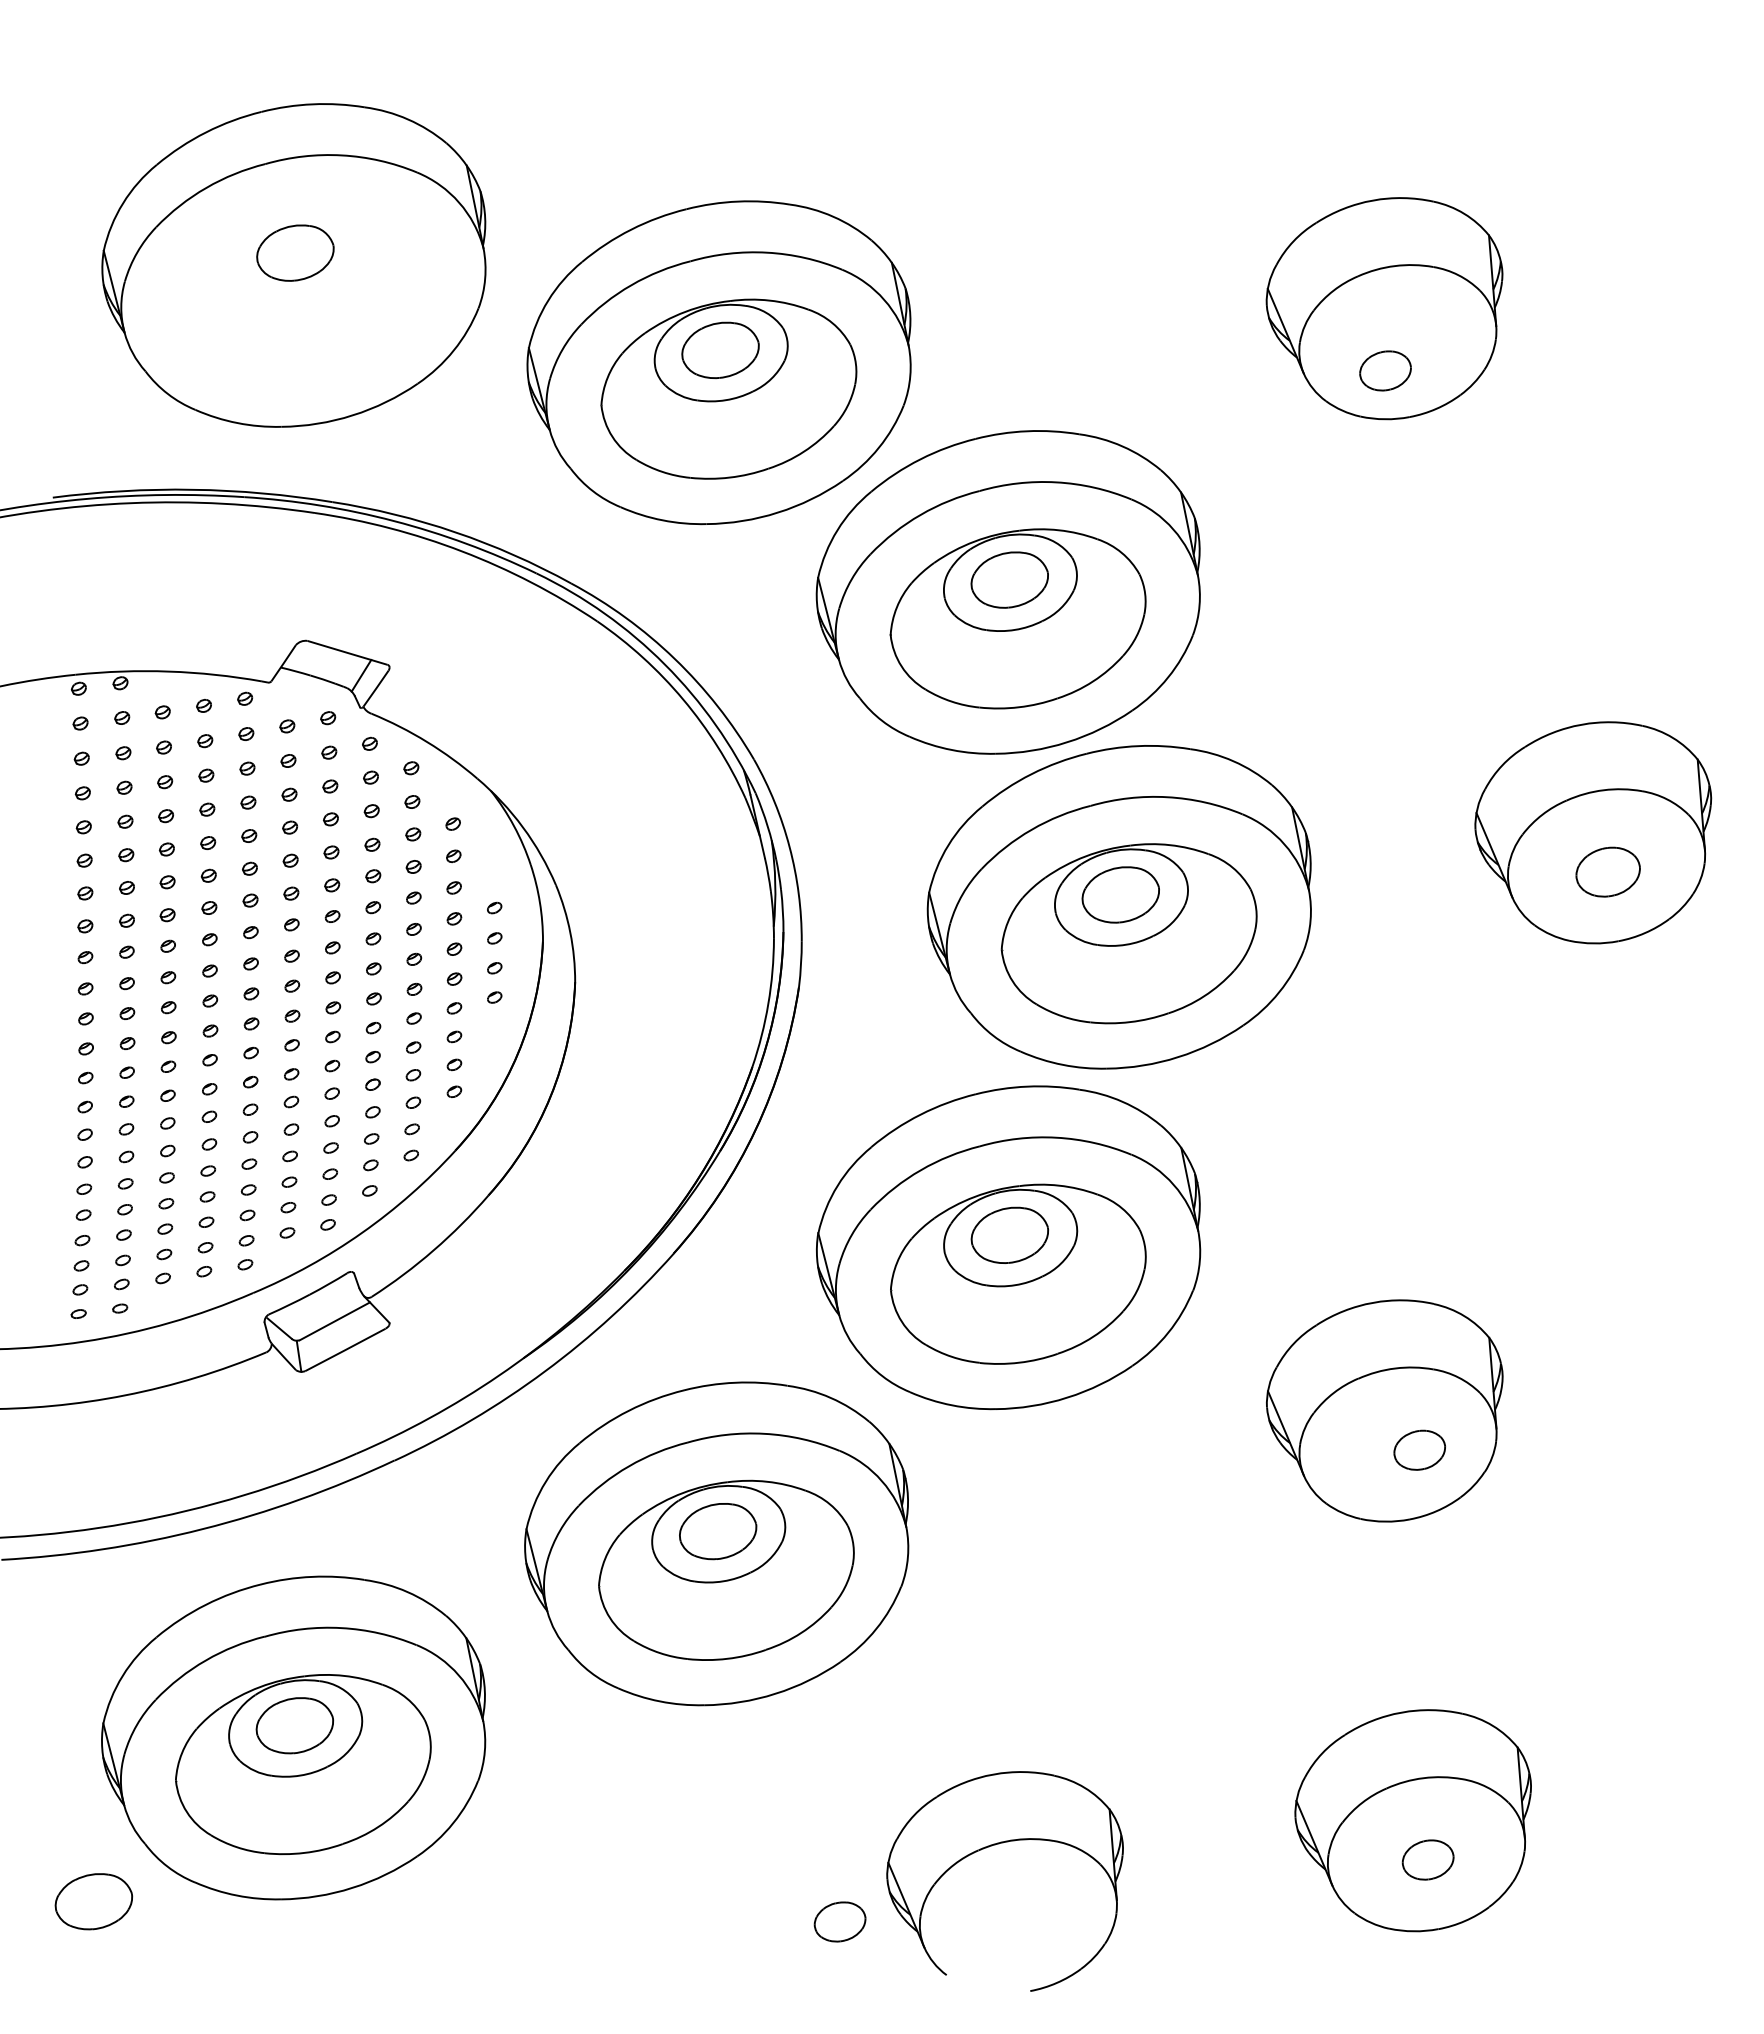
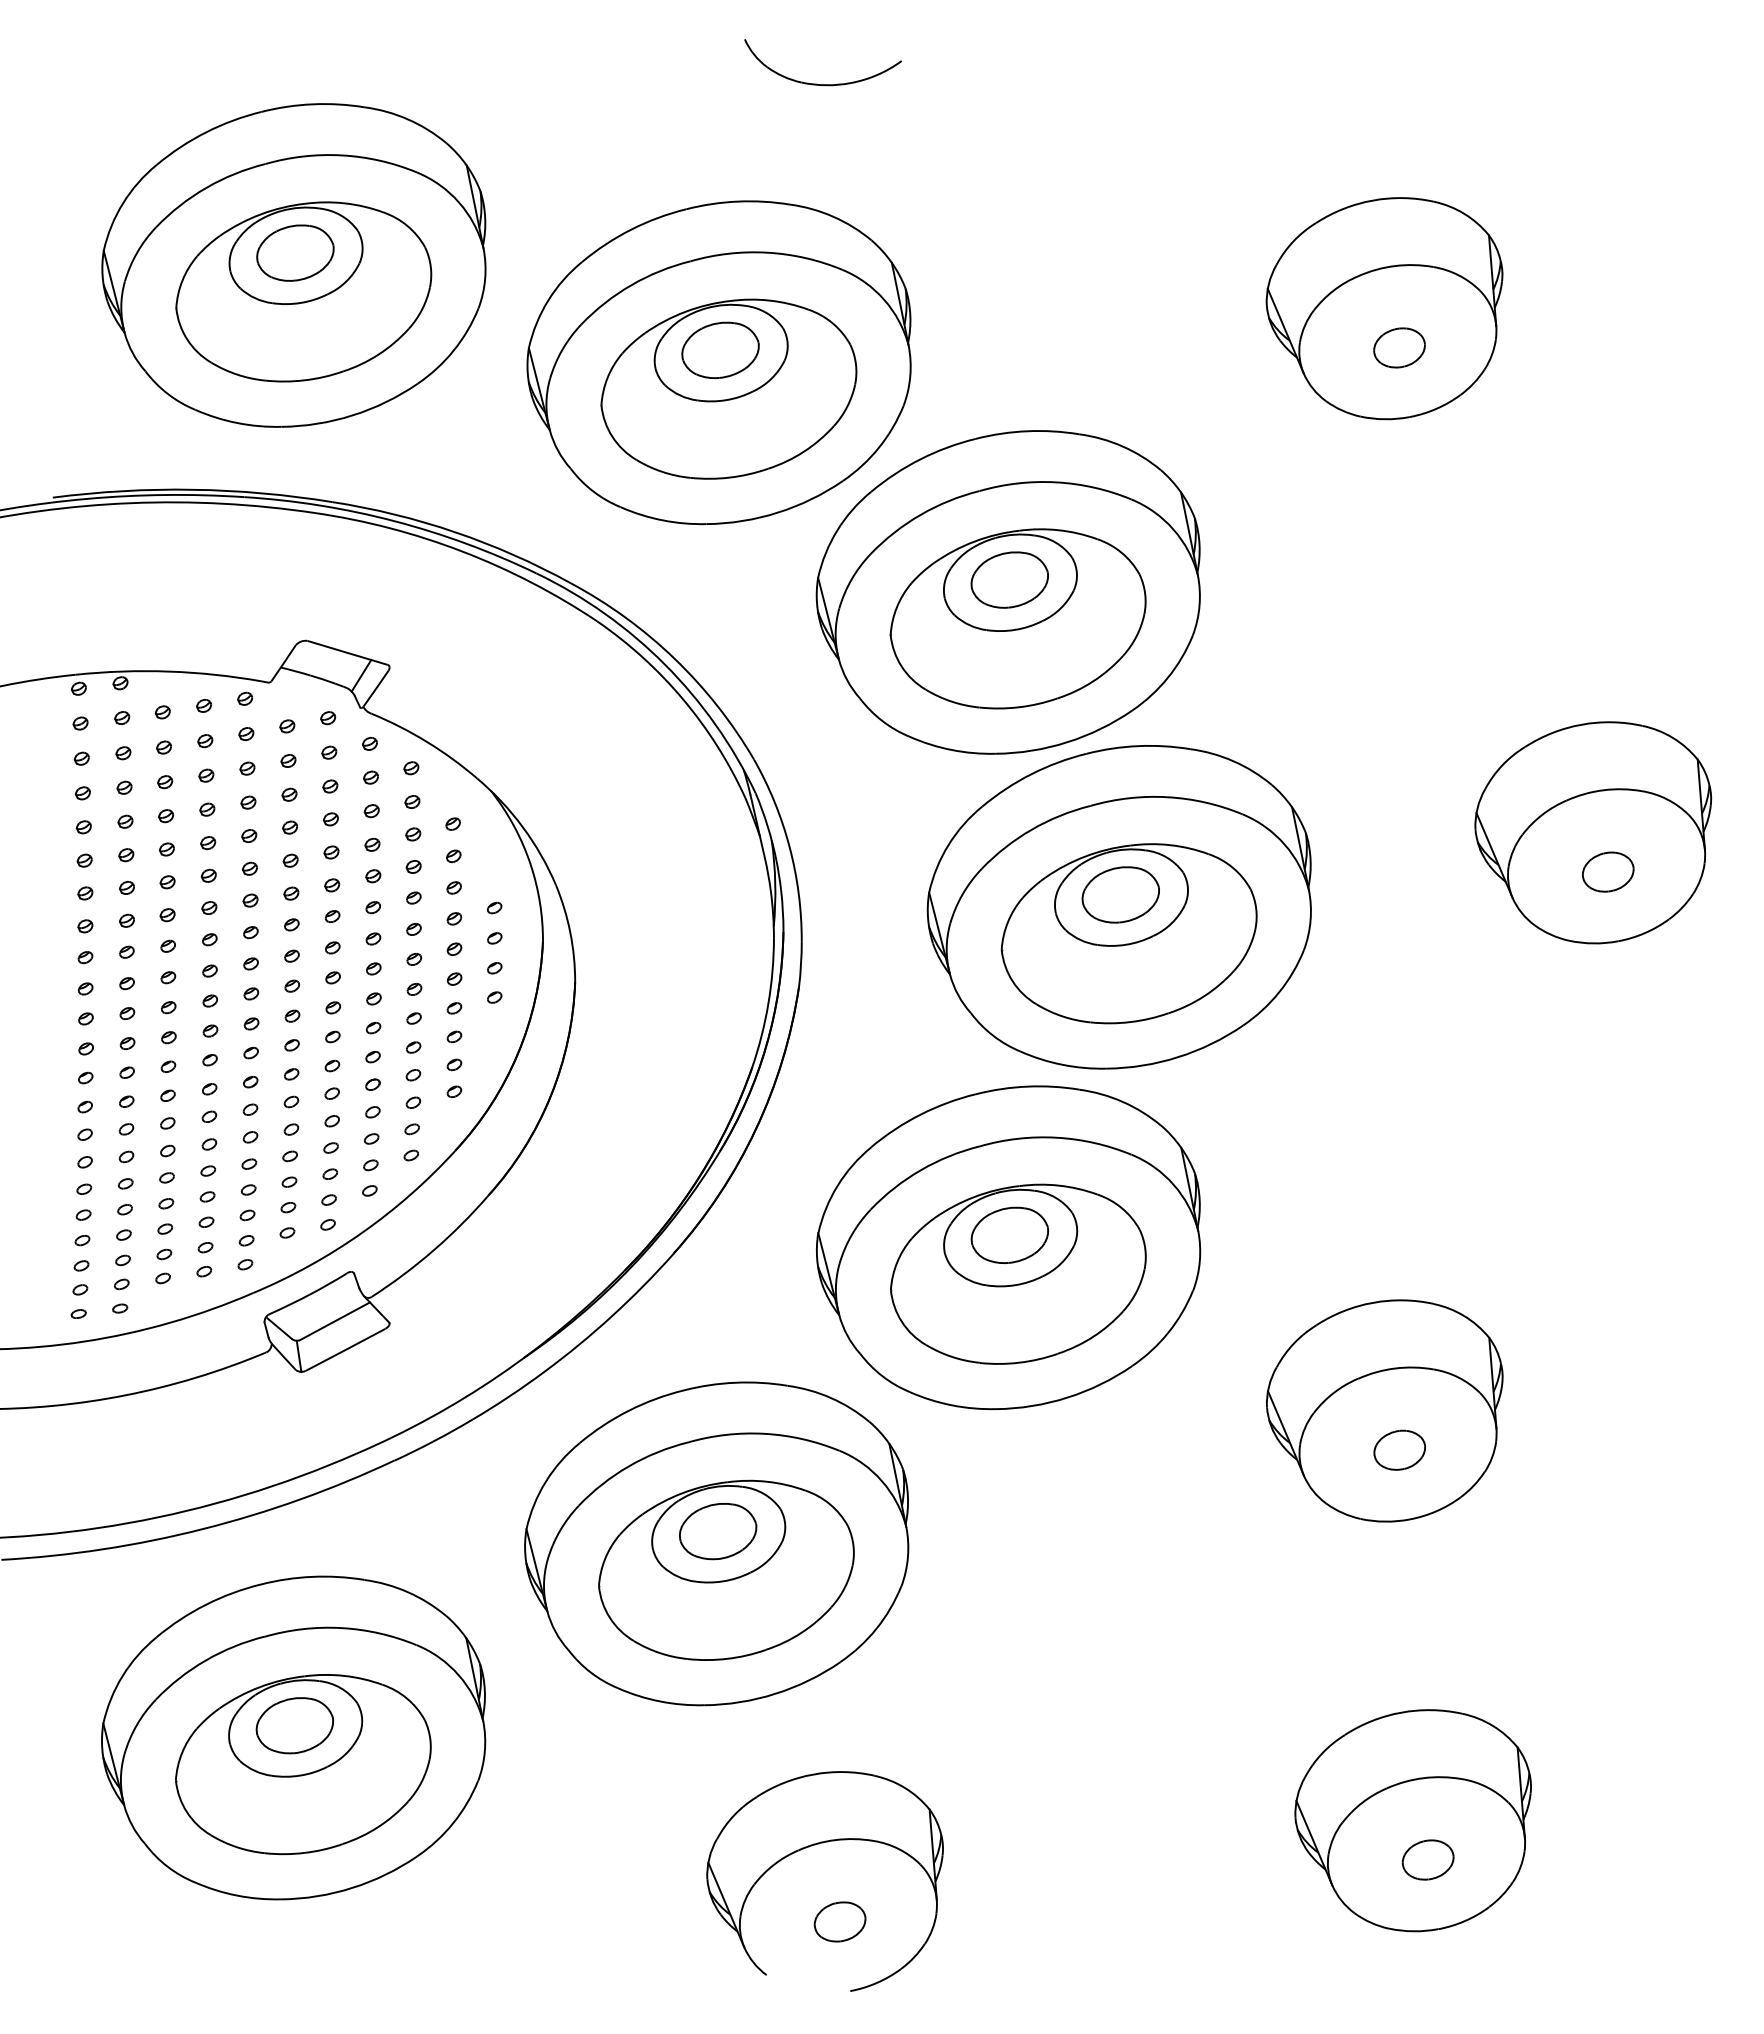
part: none -> present (817, 83)
part: none -> present (303, 291)
part position: (1385, 370) -> (1399, 347) (1399, 347)
part size: 66x52 px -> 53x42 px (1608, 871)
part position: (1419, 1449) -> (1399, 1449) (1399, 1449)
part position: (995, 1845) -> (815, 1845) (815, 1845)
part: present -> none (93, 1901)
